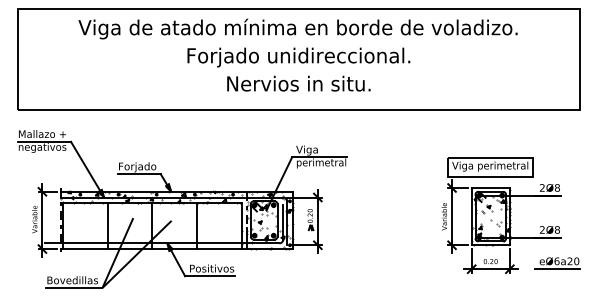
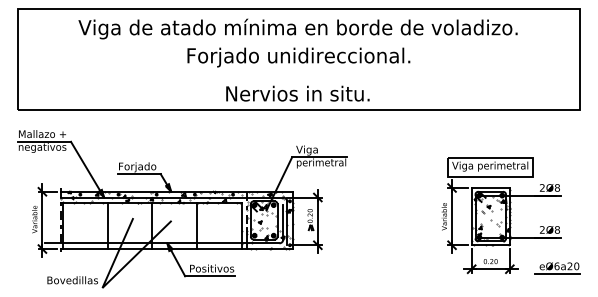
text position: (298, 83) -> (297, 93) (297, 93)
part position: (557, 263) -> (557, 268) (557, 268)
line: present -> none (74, 288)
